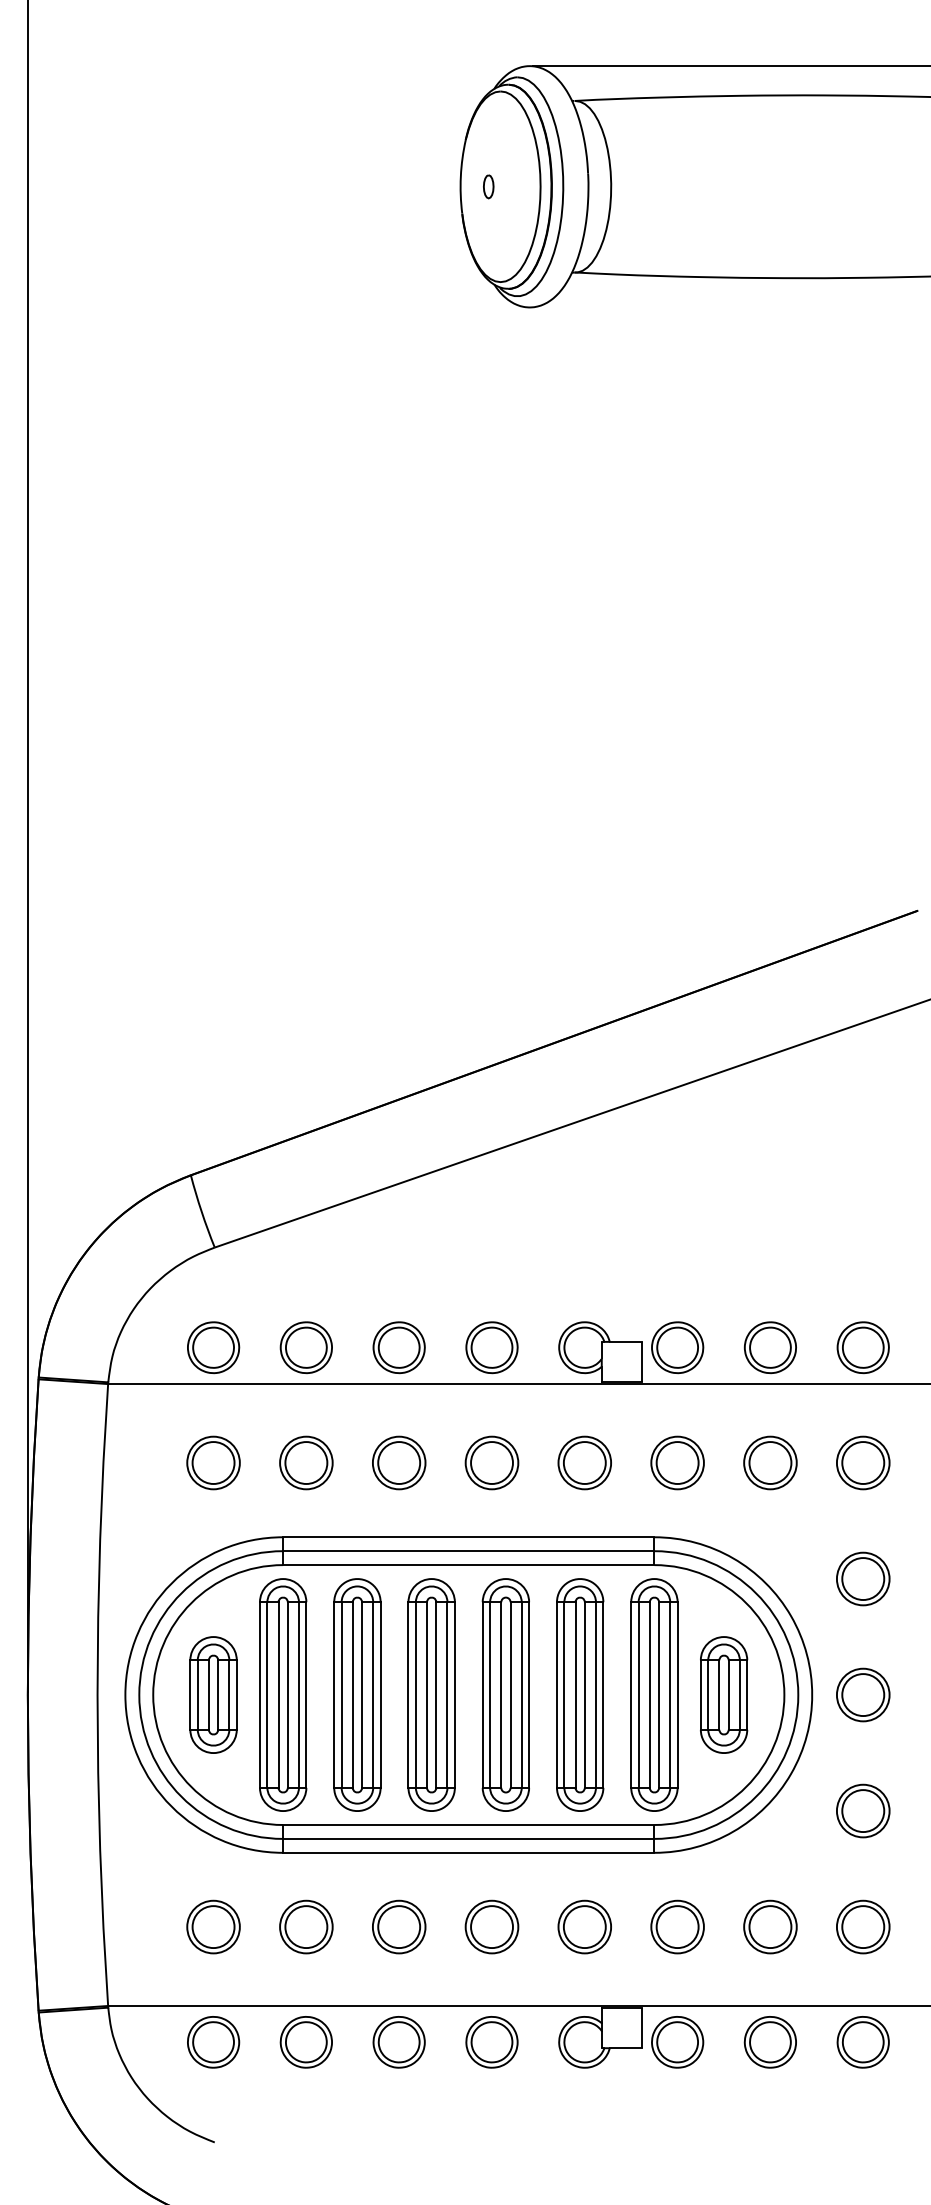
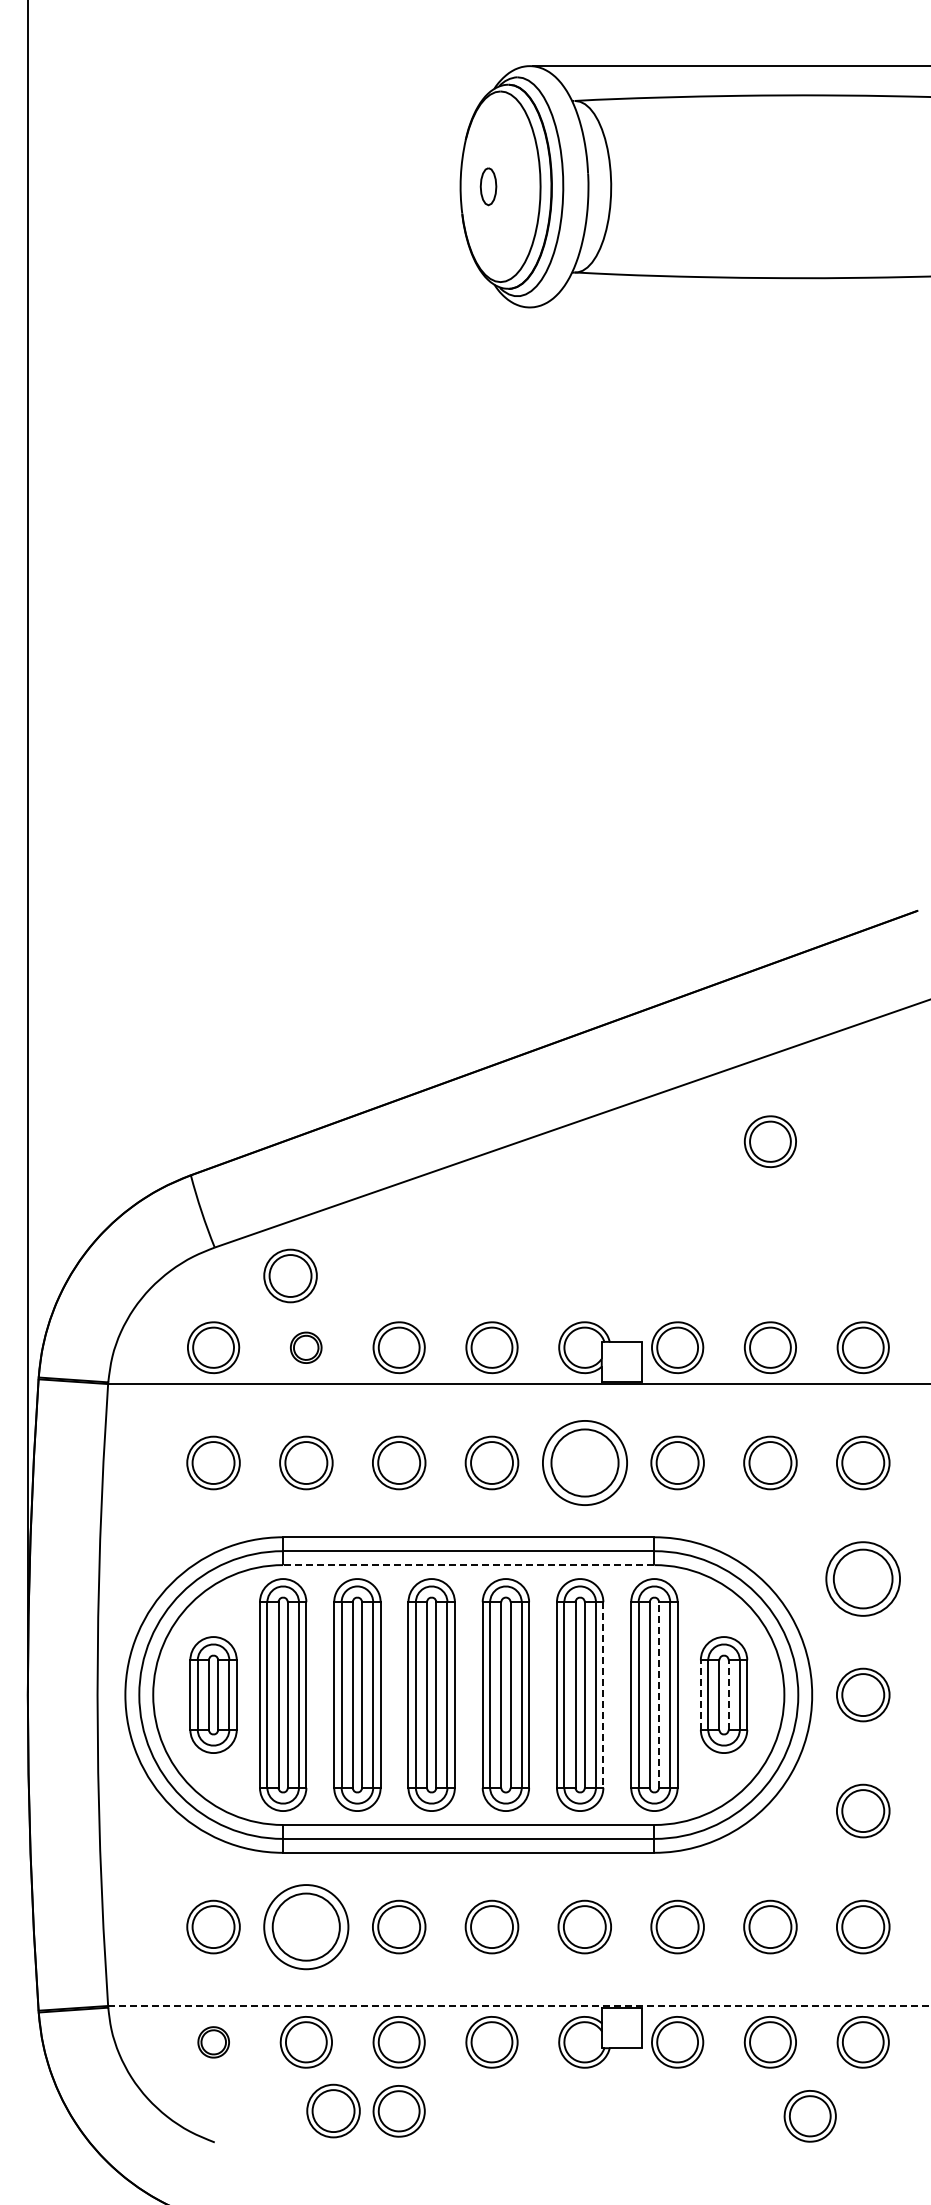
part size: 12x26 px -> 19x40 px (488, 186)
part: none -> present (769, 1141)
part: none -> present (290, 1275)
part size: 54x54 px -> 33x33 px (306, 1347)
part size: 55x56 px -> 86x86 px (584, 1462)
line: solid -> dashed (468, 1565)
part size: 55x56 px -> 76x76 px (862, 1578)
line: solid -> dashed (603, 1695)
line: solid -> dashed (659, 1695)
line: solid -> dashed (700, 1695)
line: solid -> dashed (728, 1695)
part size: 55x56 px -> 87x87 px (306, 1927)
line: solid -> dashed (519, 2005)
part size: 54x53 px -> 33x33 px (213, 2042)
part: none -> present (333, 2110)
part: none -> present (398, 2111)
part: none -> present (809, 2116)
